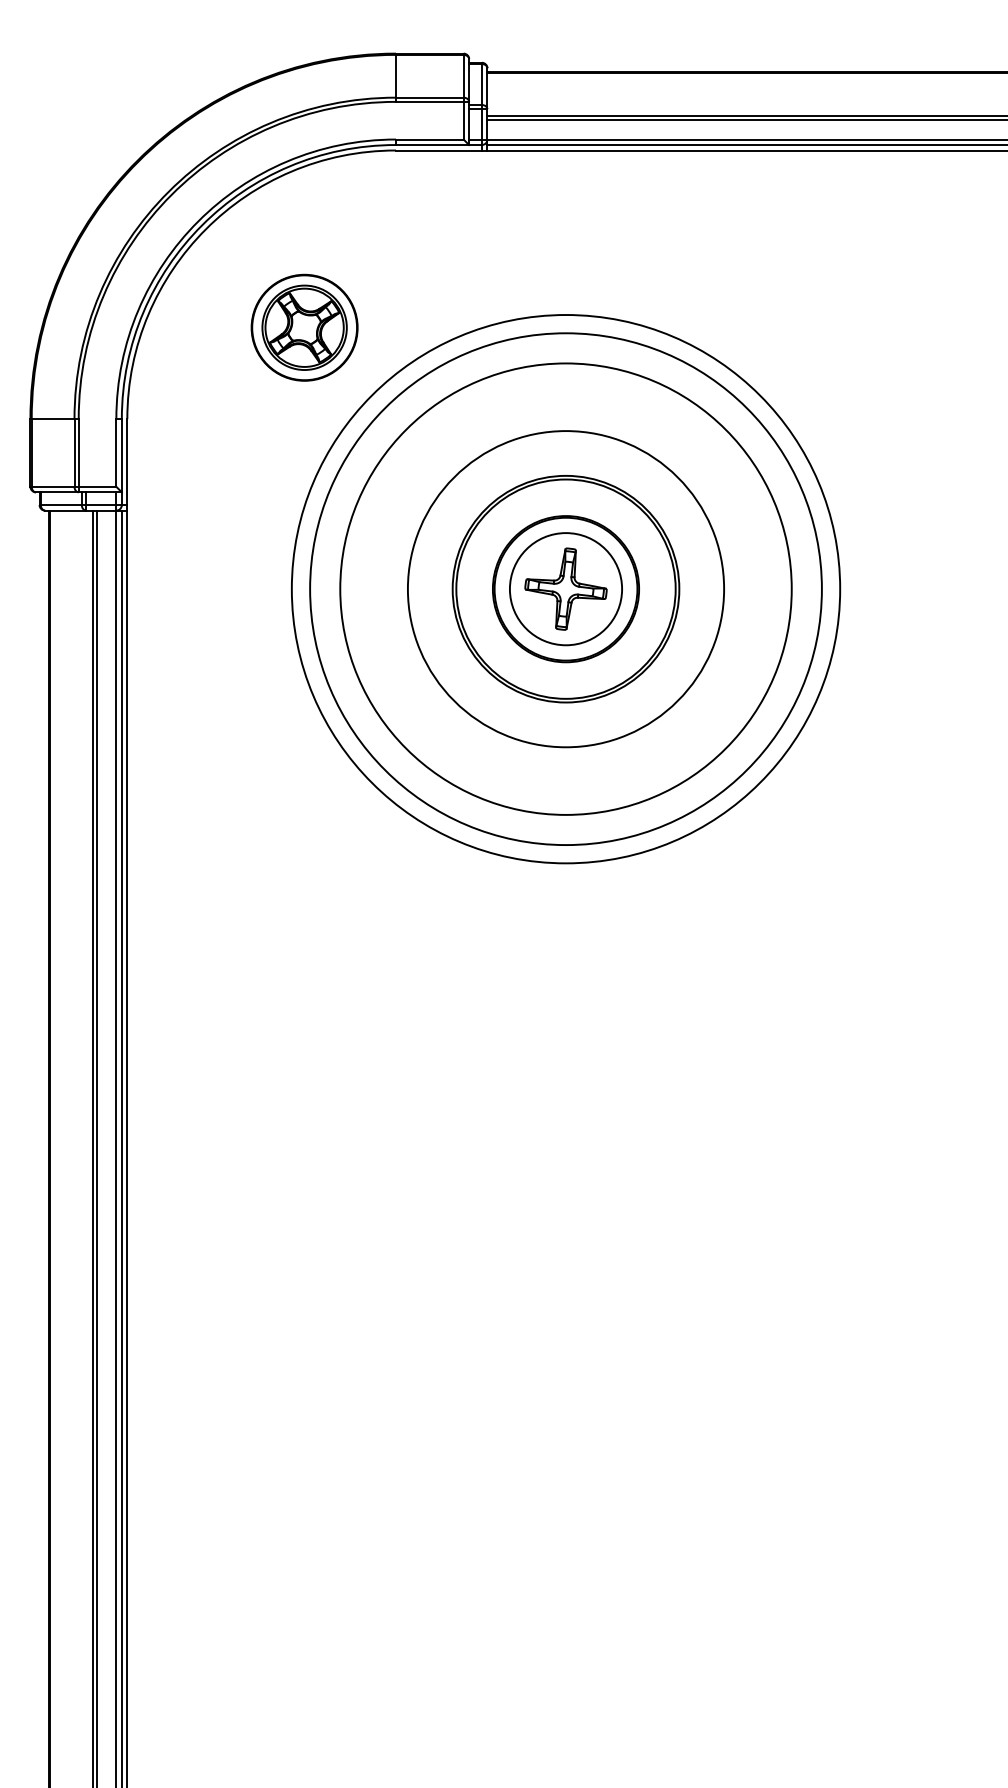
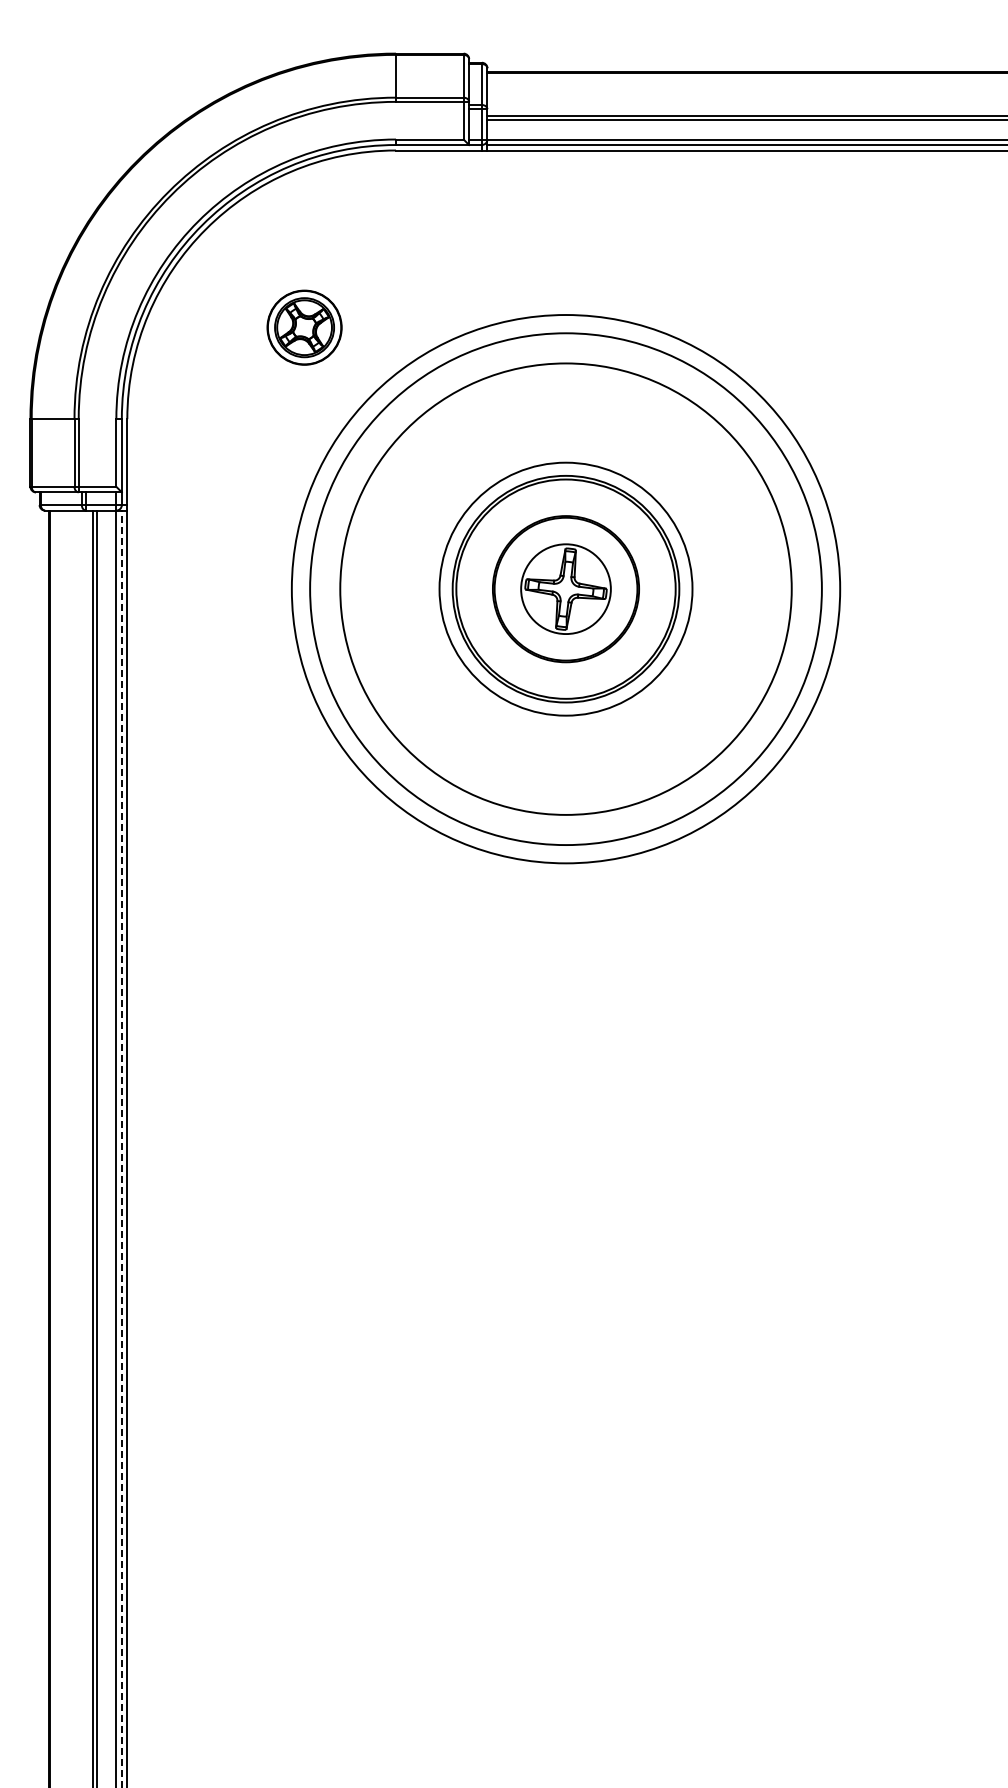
part size: 109x109 px -> 77x77 px (304, 327)
circle diameter: 112 px -> 90 px (565, 589)
circle diameter: 316 px -> 253 px (565, 588)
line: solid -> dashed (121, 1148)
